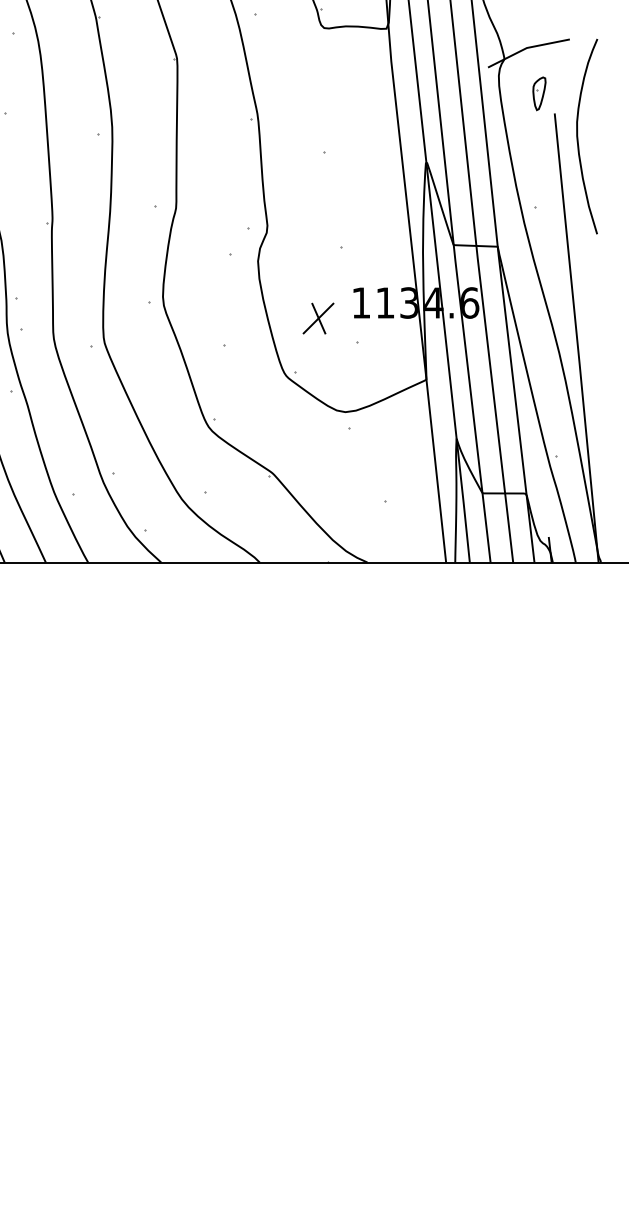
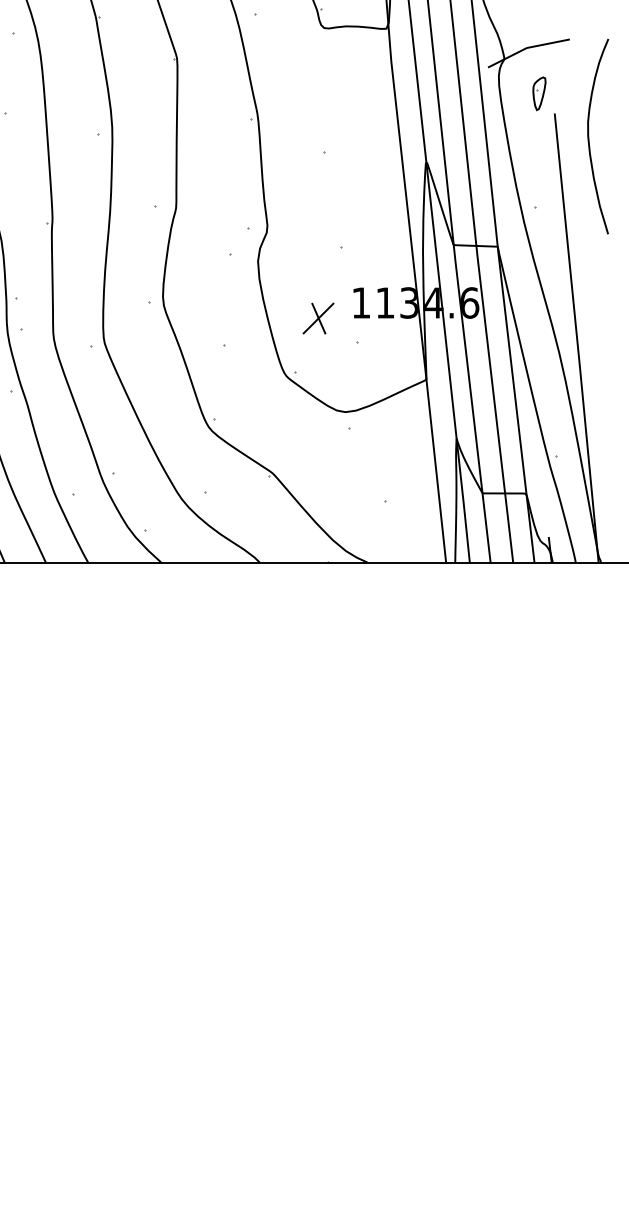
curve position: (578, 136) -> (589, 136) (589, 136)
